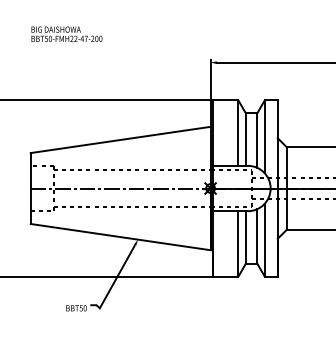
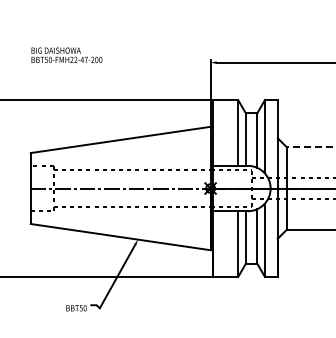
text position: (66, 33) -> (66, 54) (66, 54)
line: solid -> dashed (310, 147)
